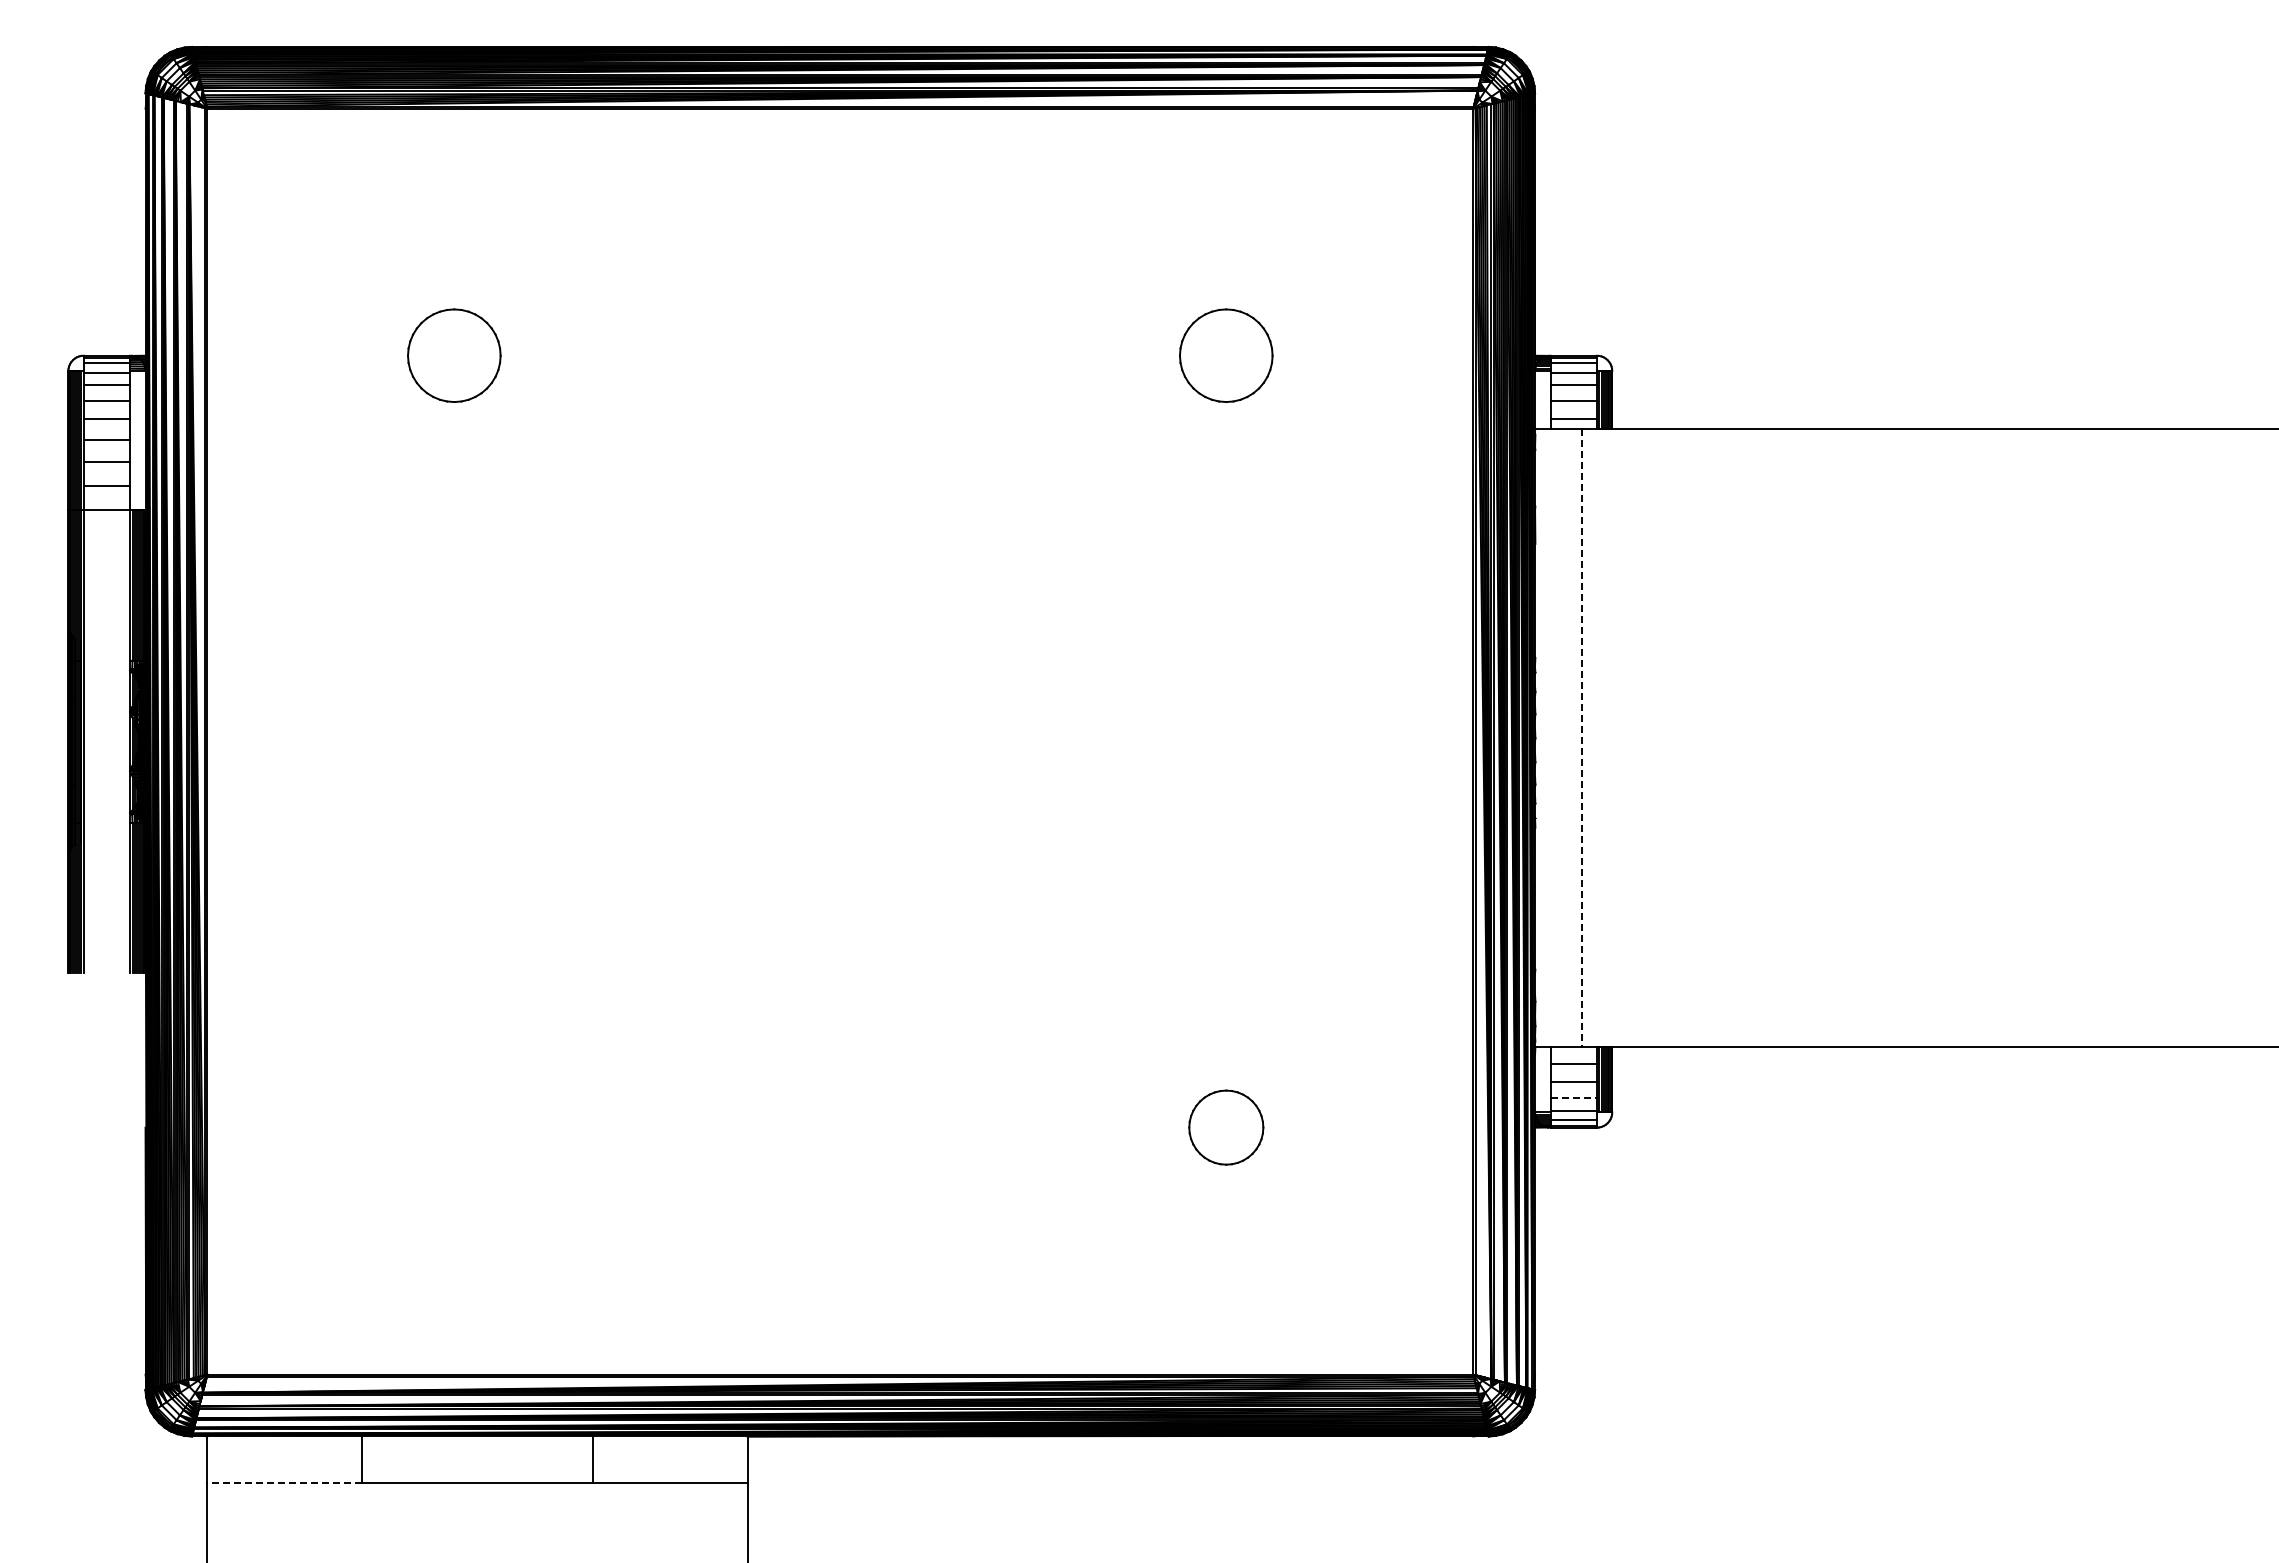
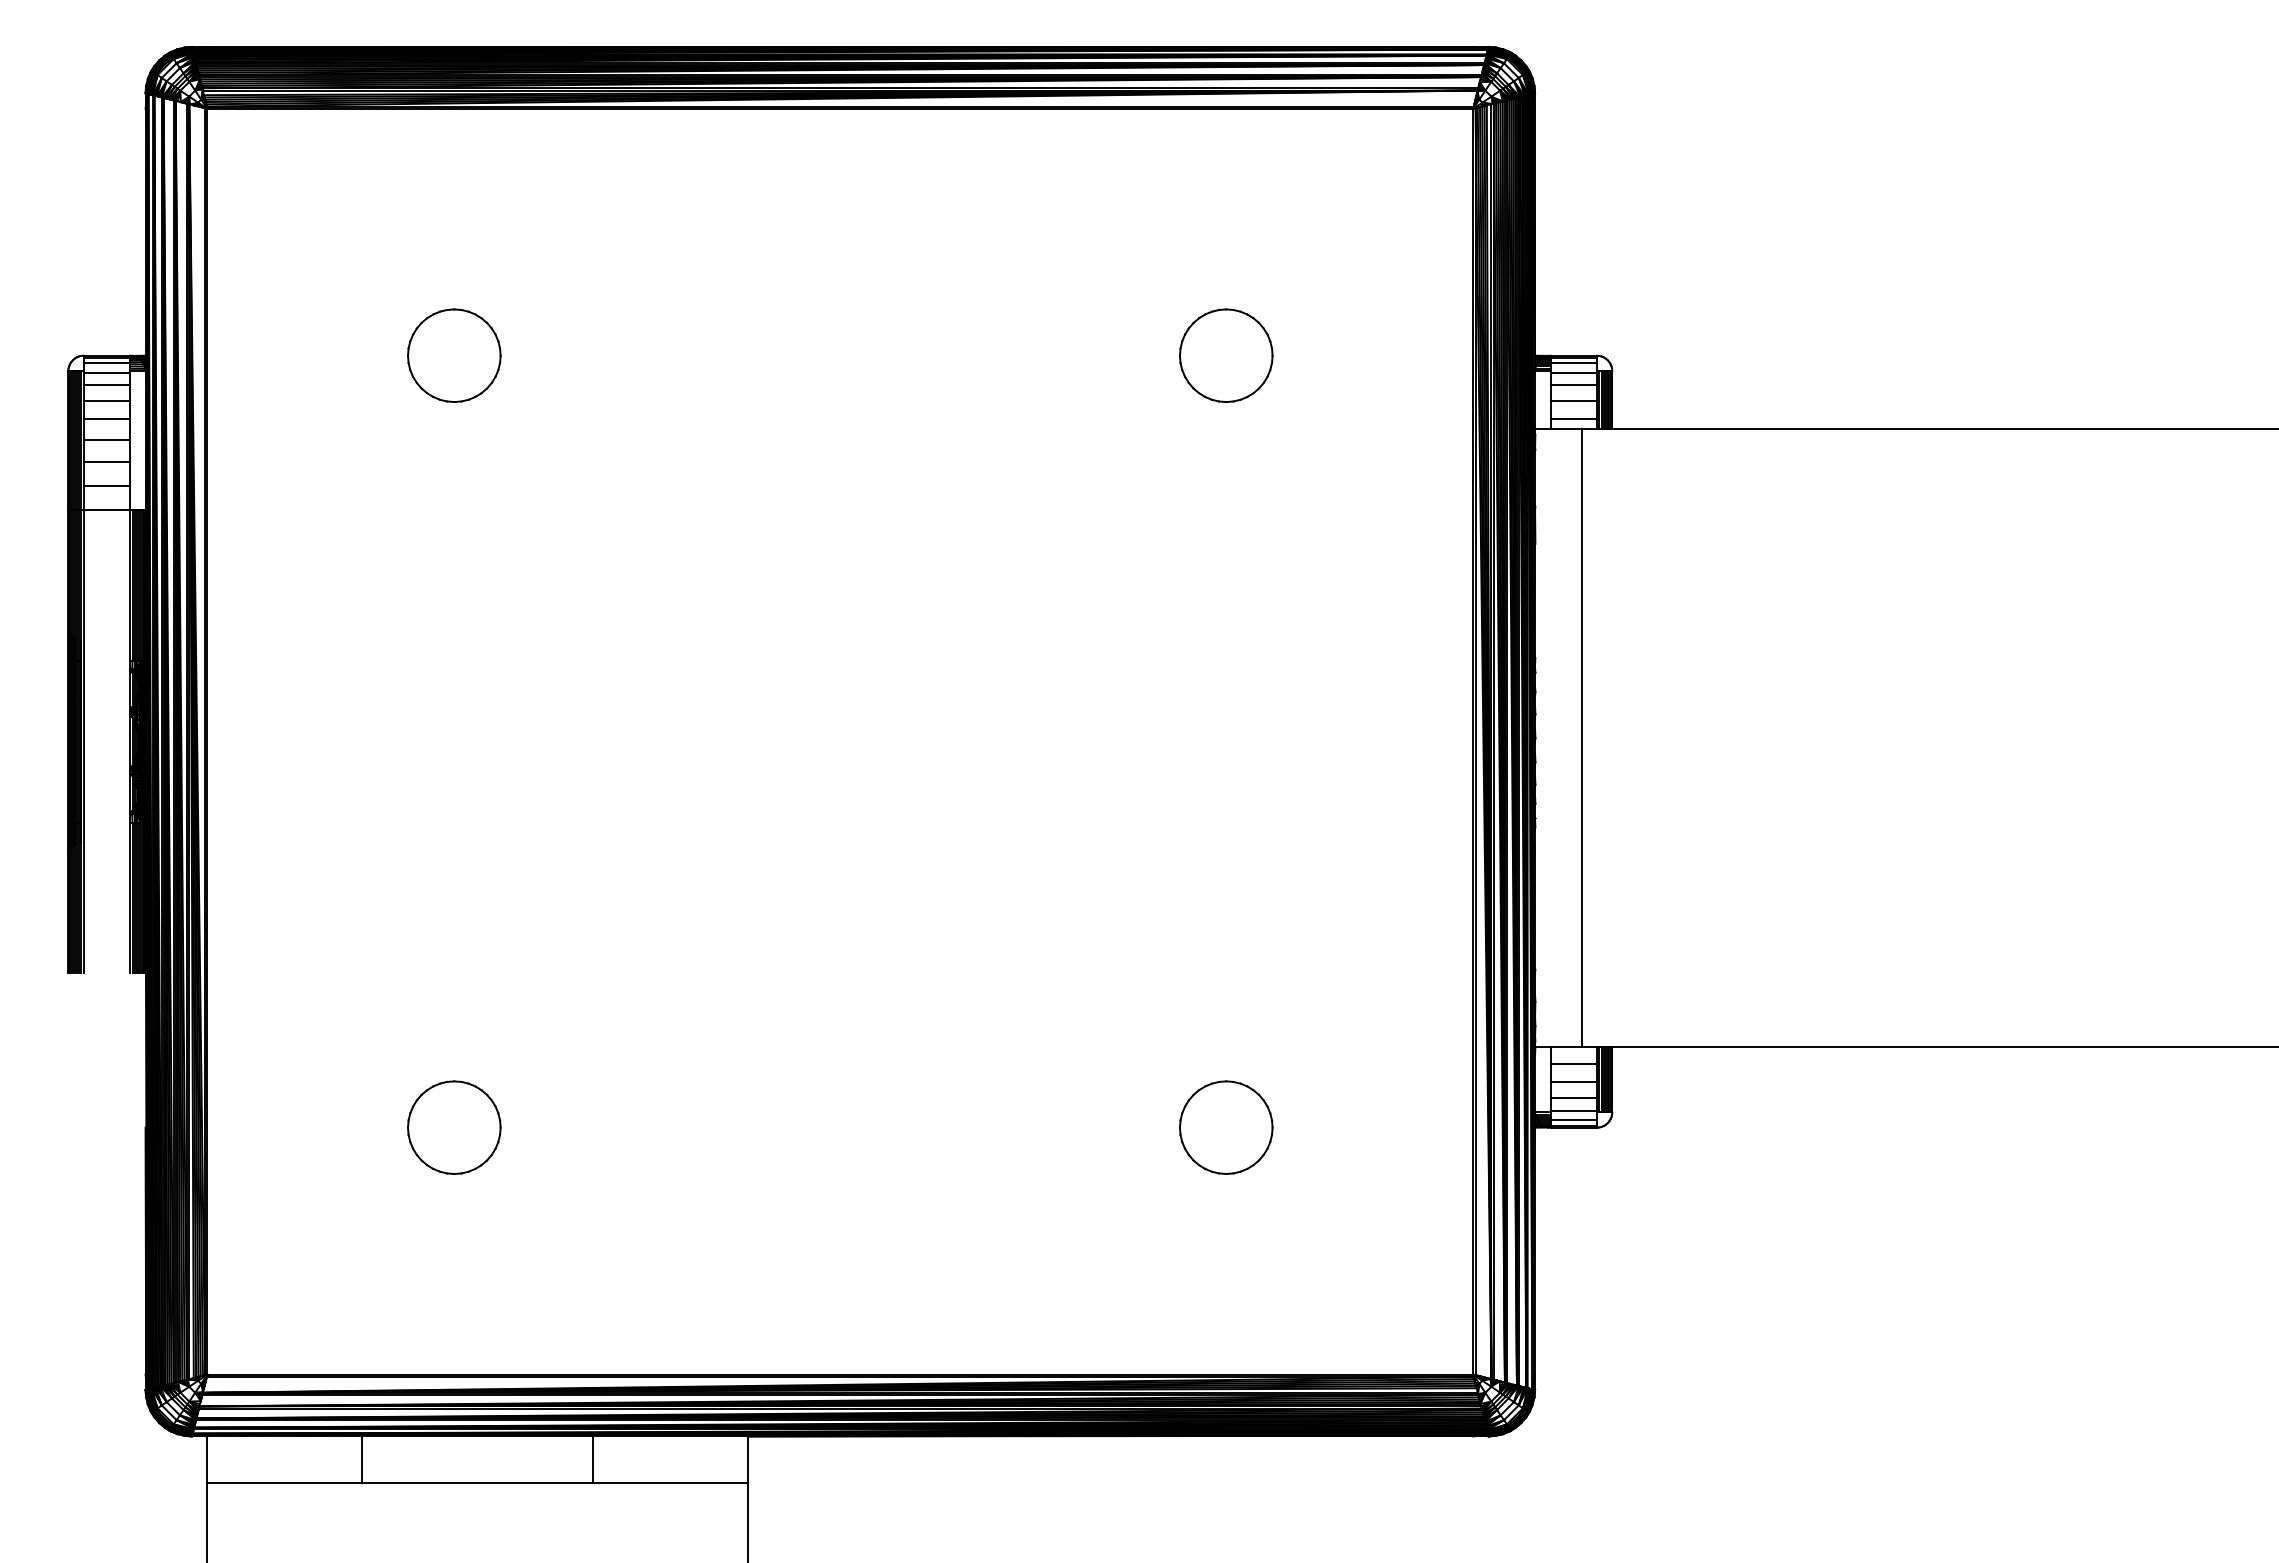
line: dashed -> solid (1581, 738)
line: dashed -> solid (1574, 1098)
part: none -> present (454, 1127)
part size: 77x77 px -> 95x95 px (1226, 1127)
line: dashed -> solid (284, 1482)
